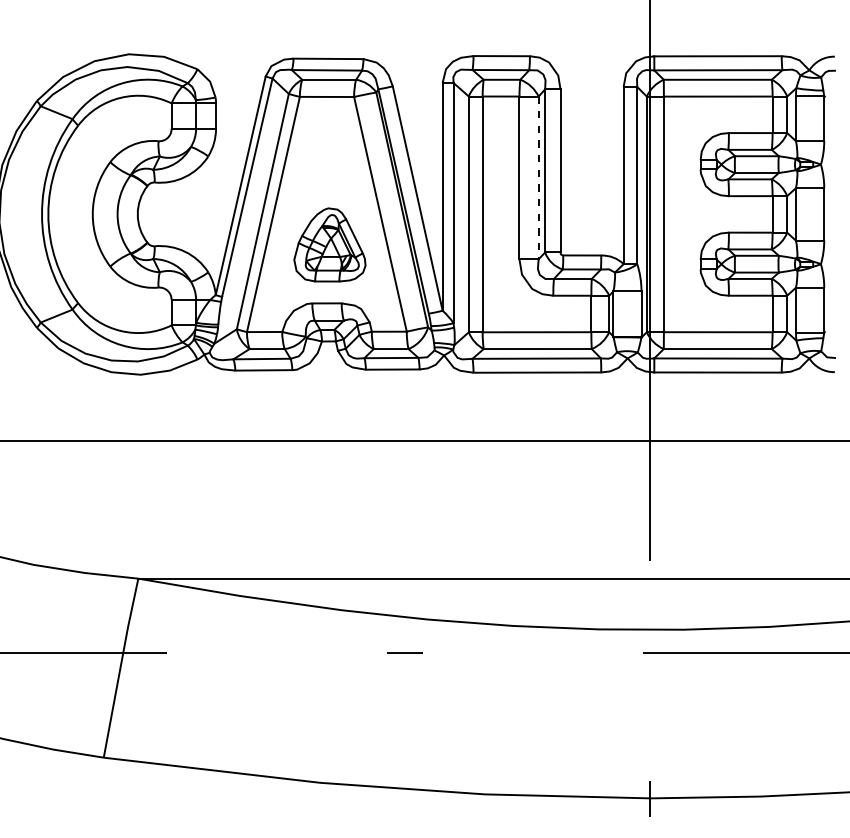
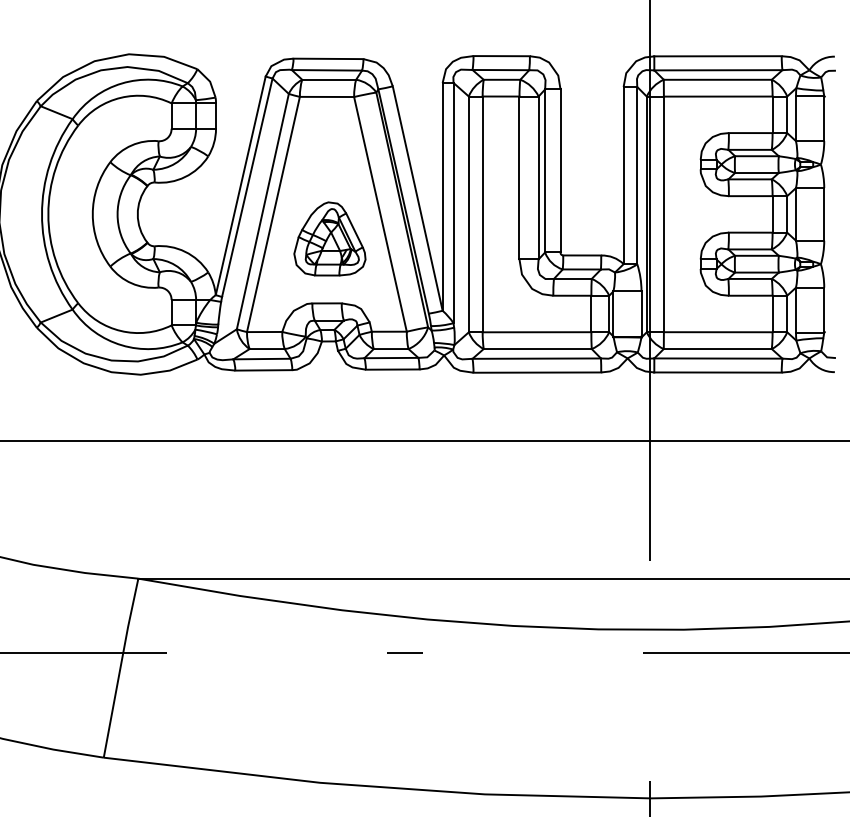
line: dashed -> solid (538, 178)
part position: (329, 244) -> (329, 238) (329, 238)
